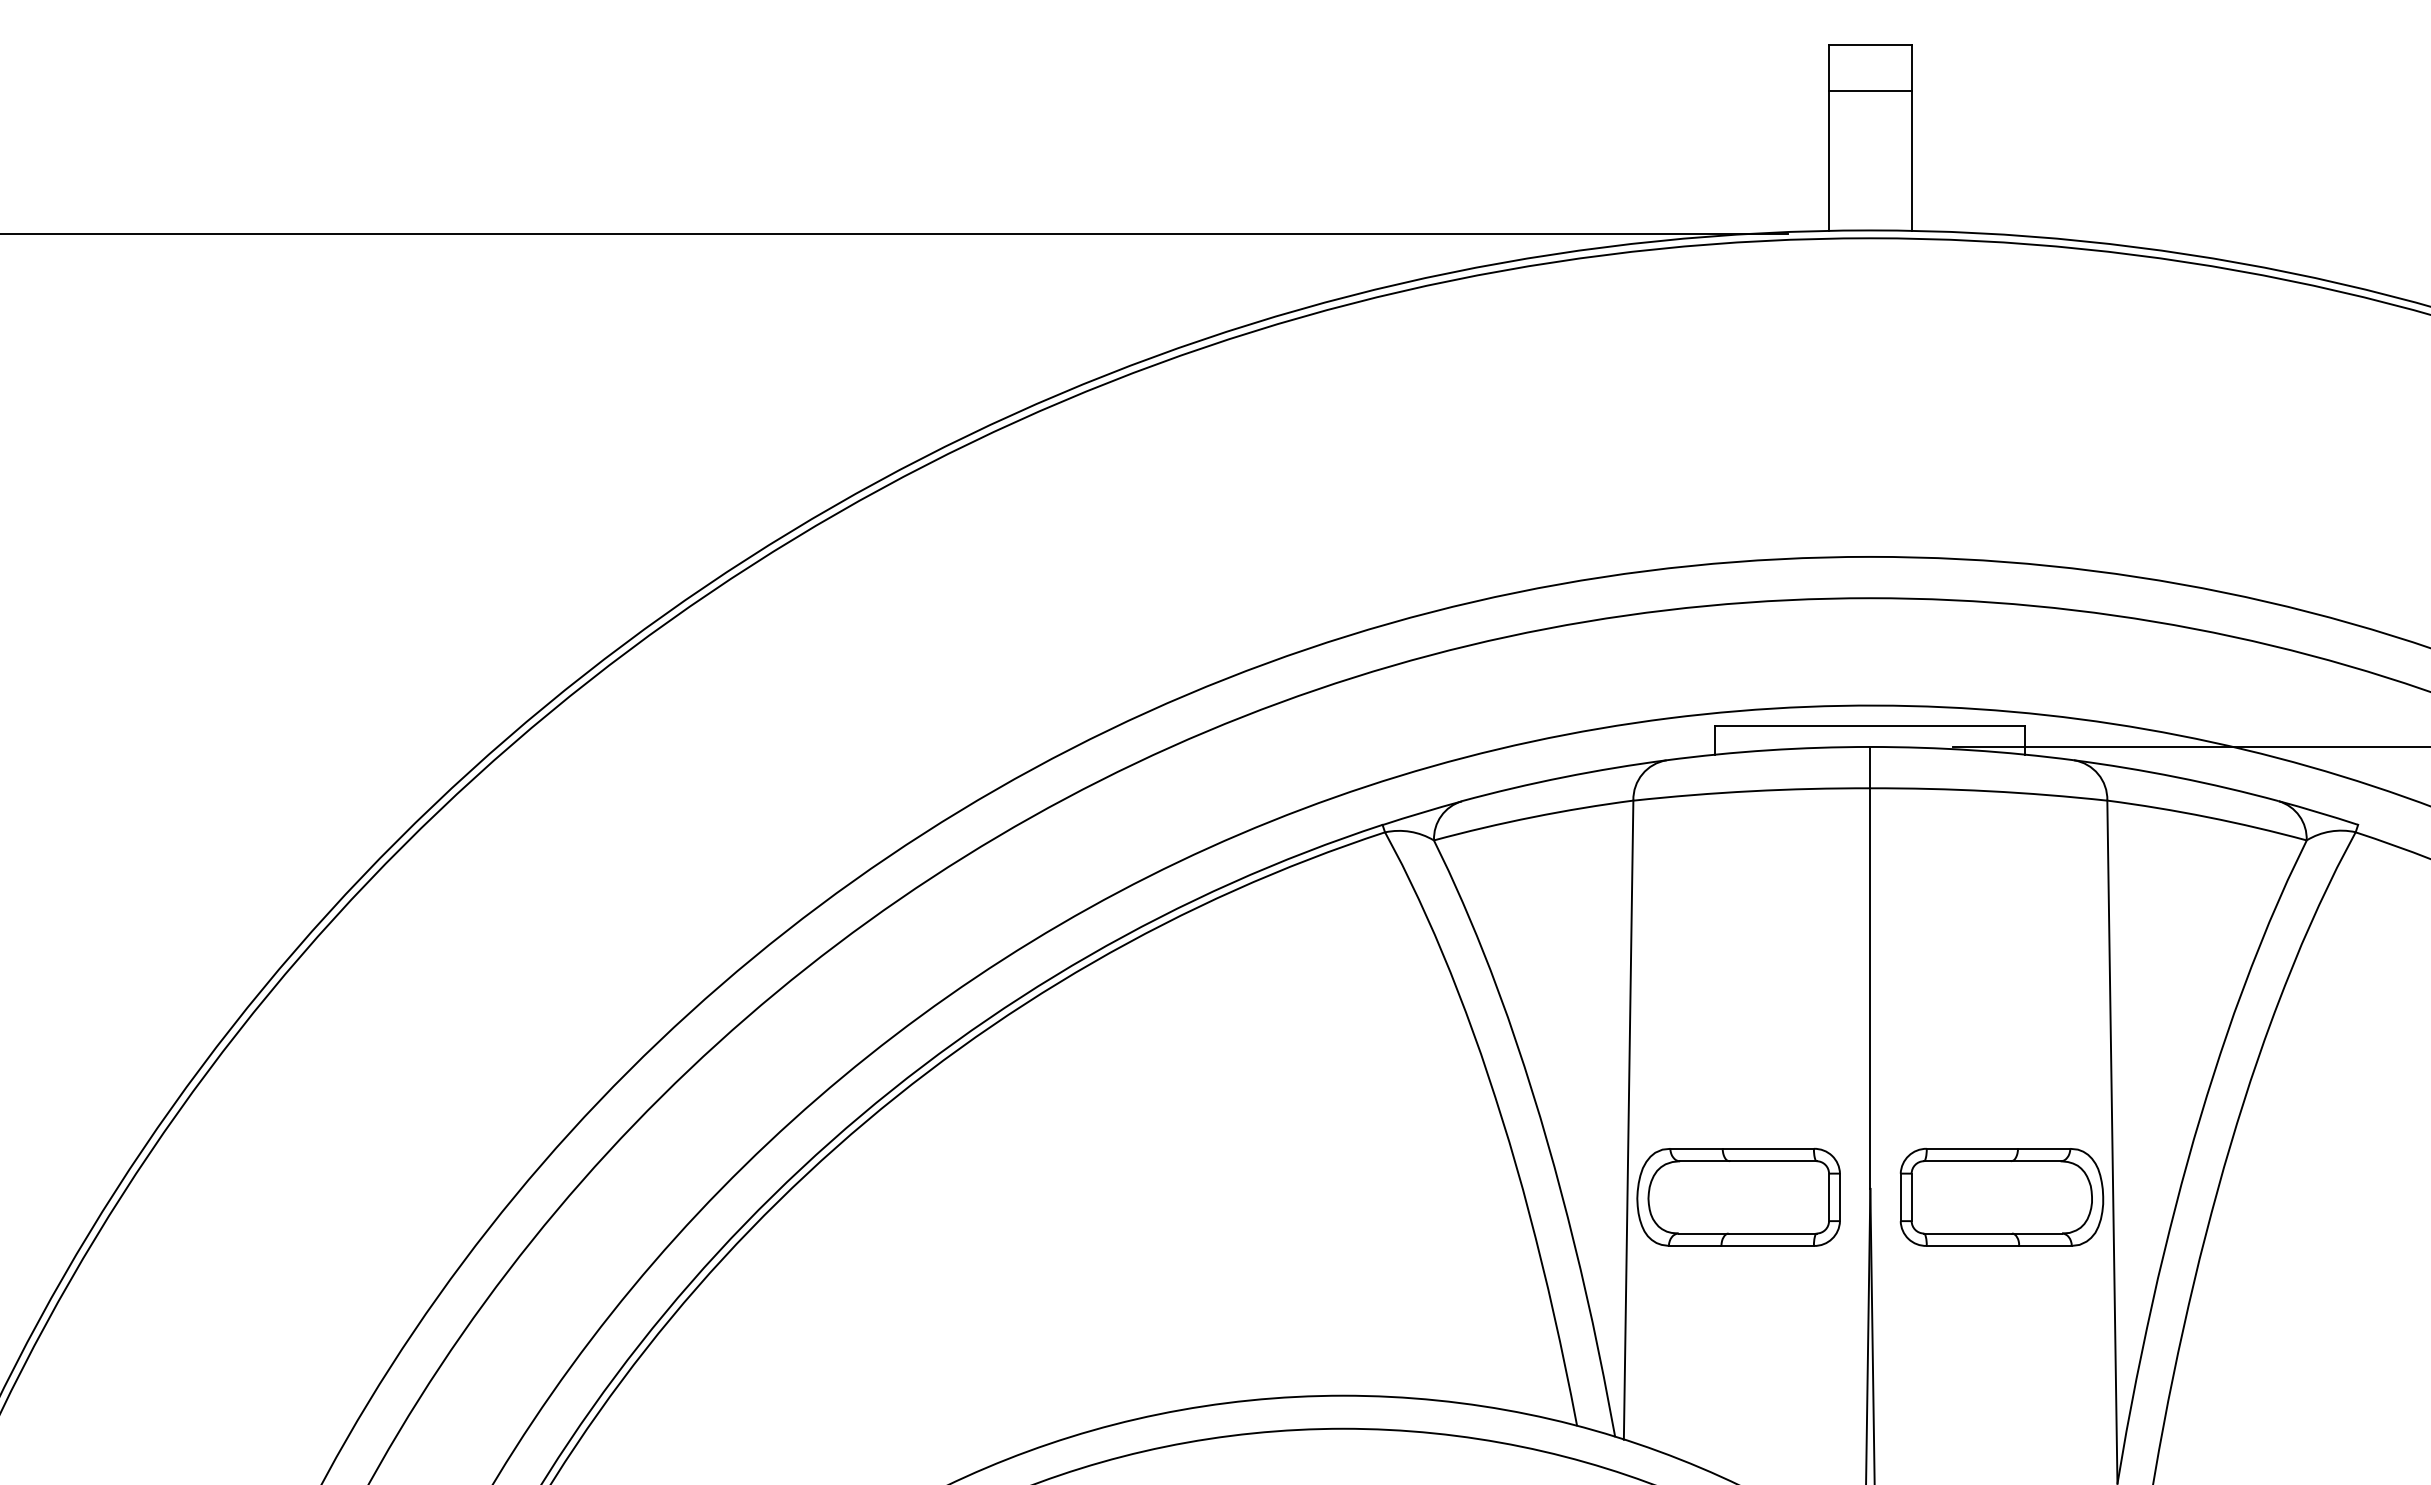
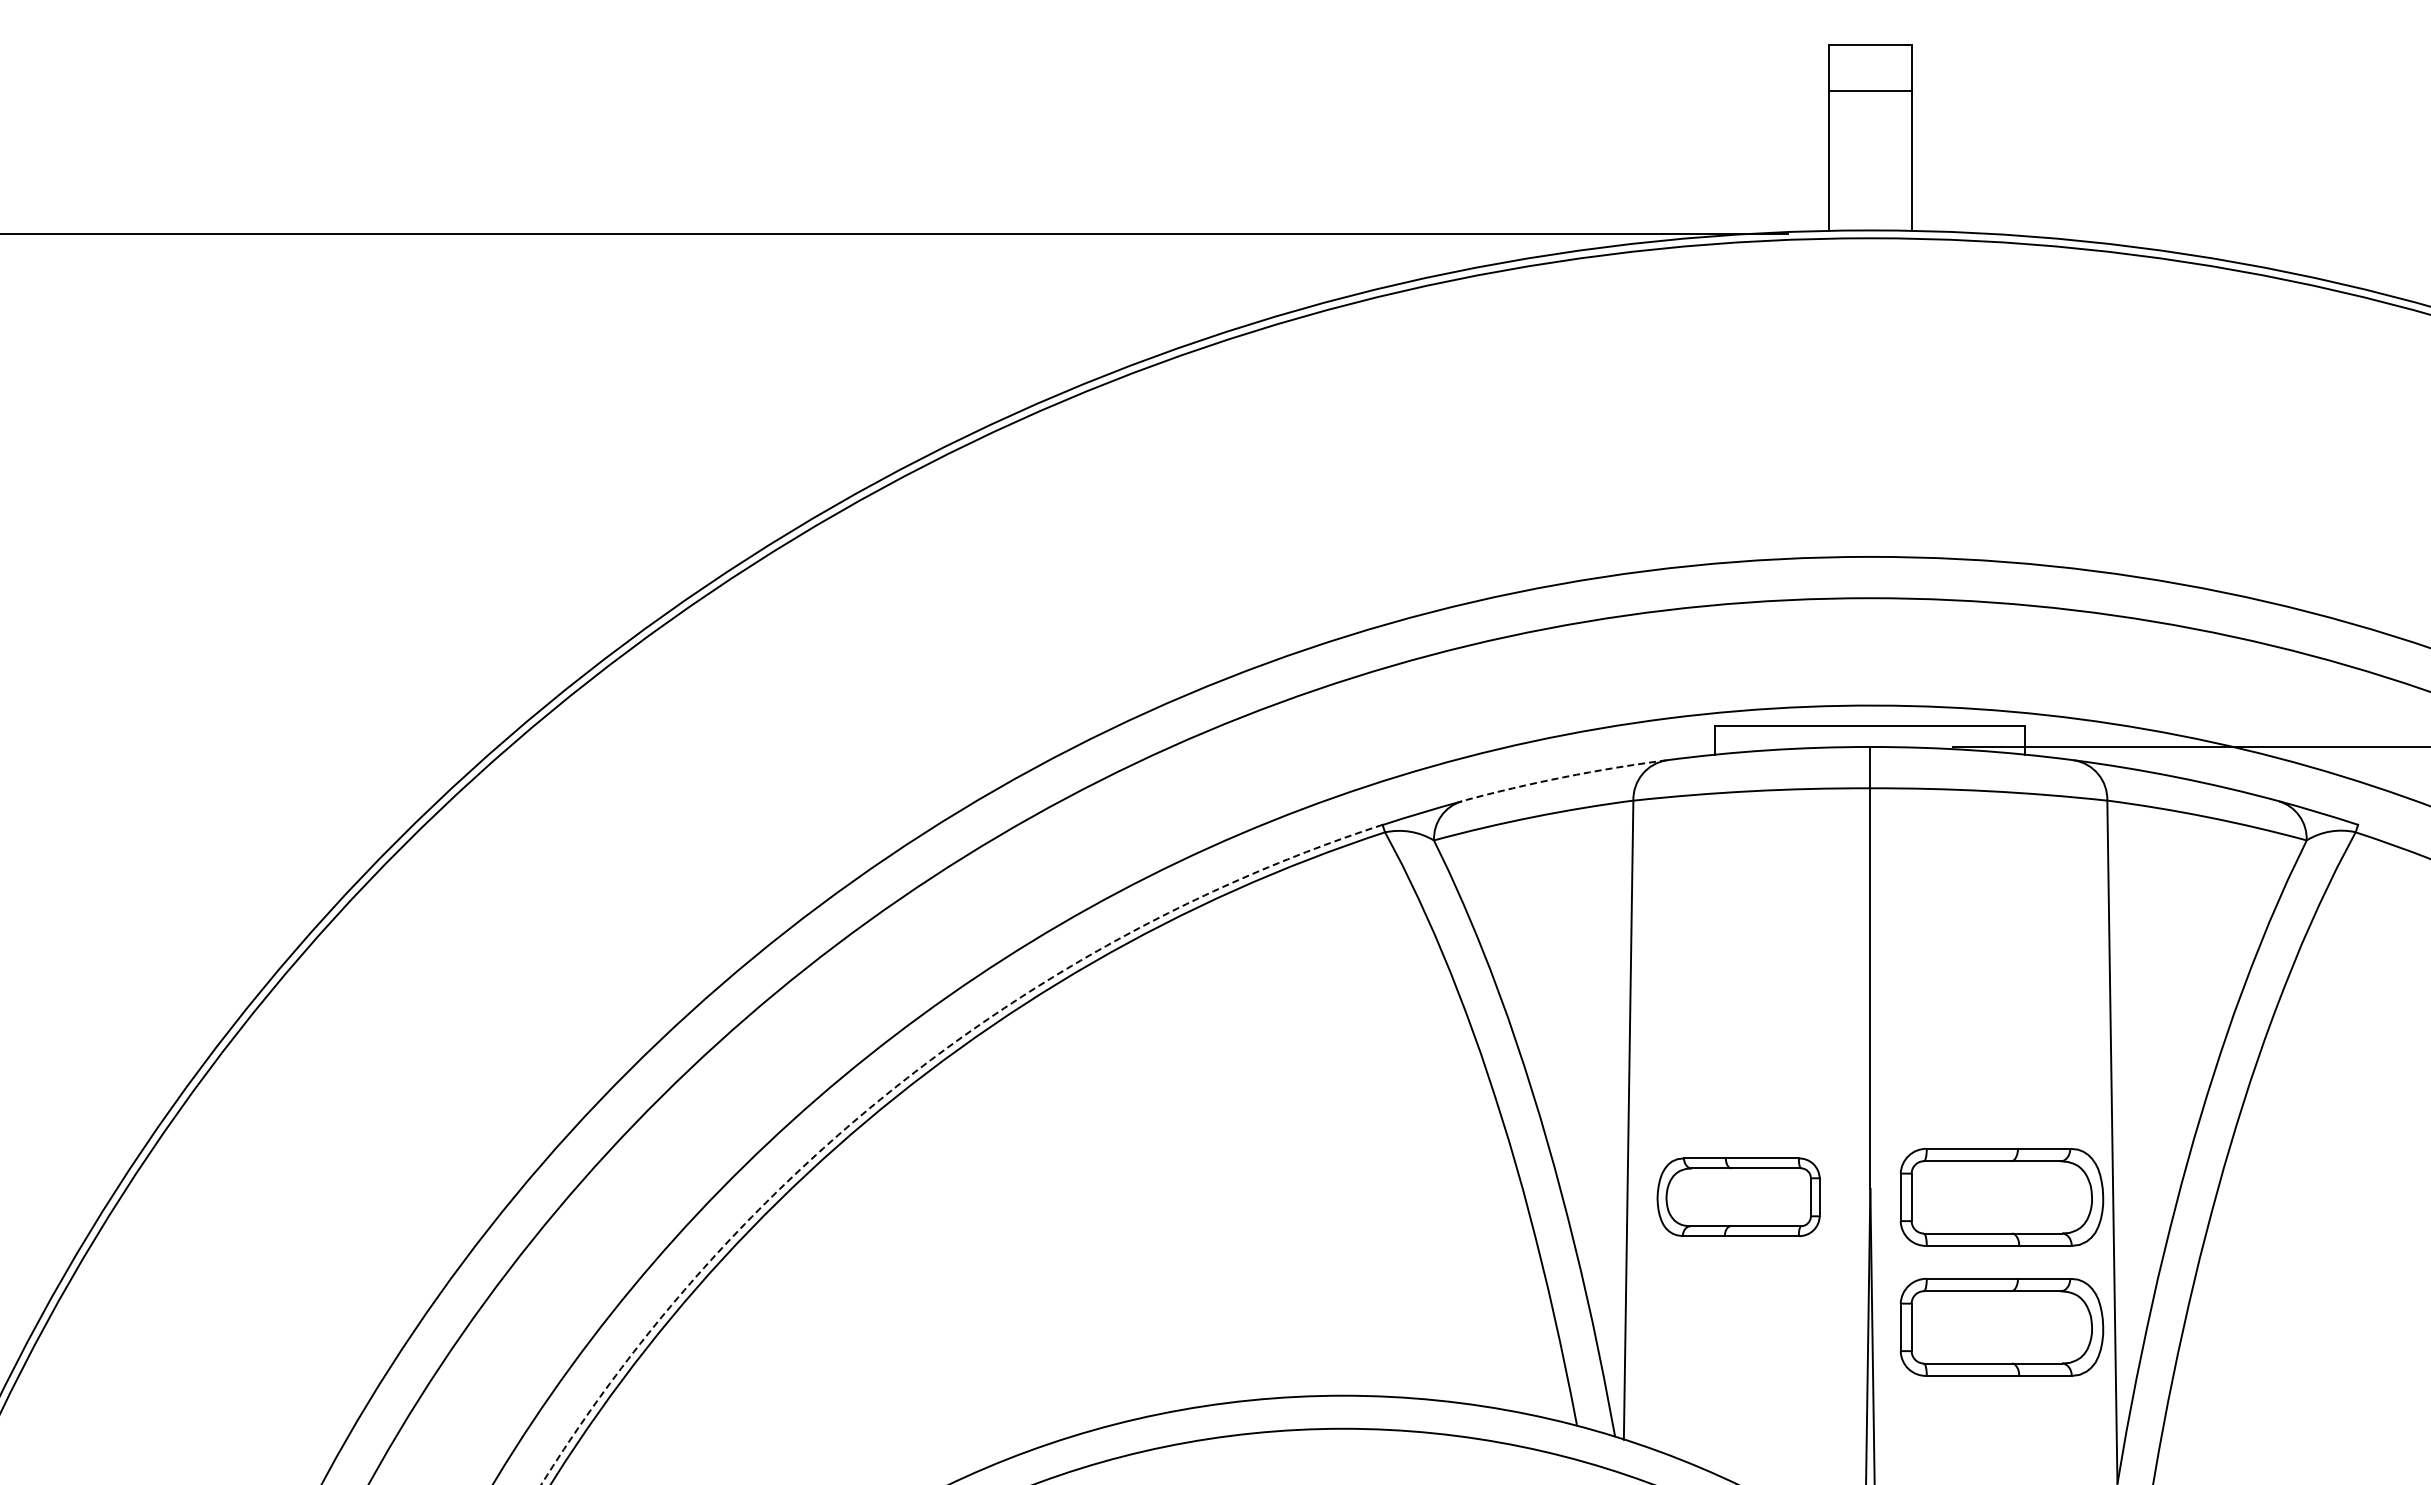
arc: solid -> dashed (1563, 777)
arc: solid -> dashed (904, 1080)
part size: 205x100 px -> 165x80 px (1738, 1196)
part: none -> present (2001, 1327)
